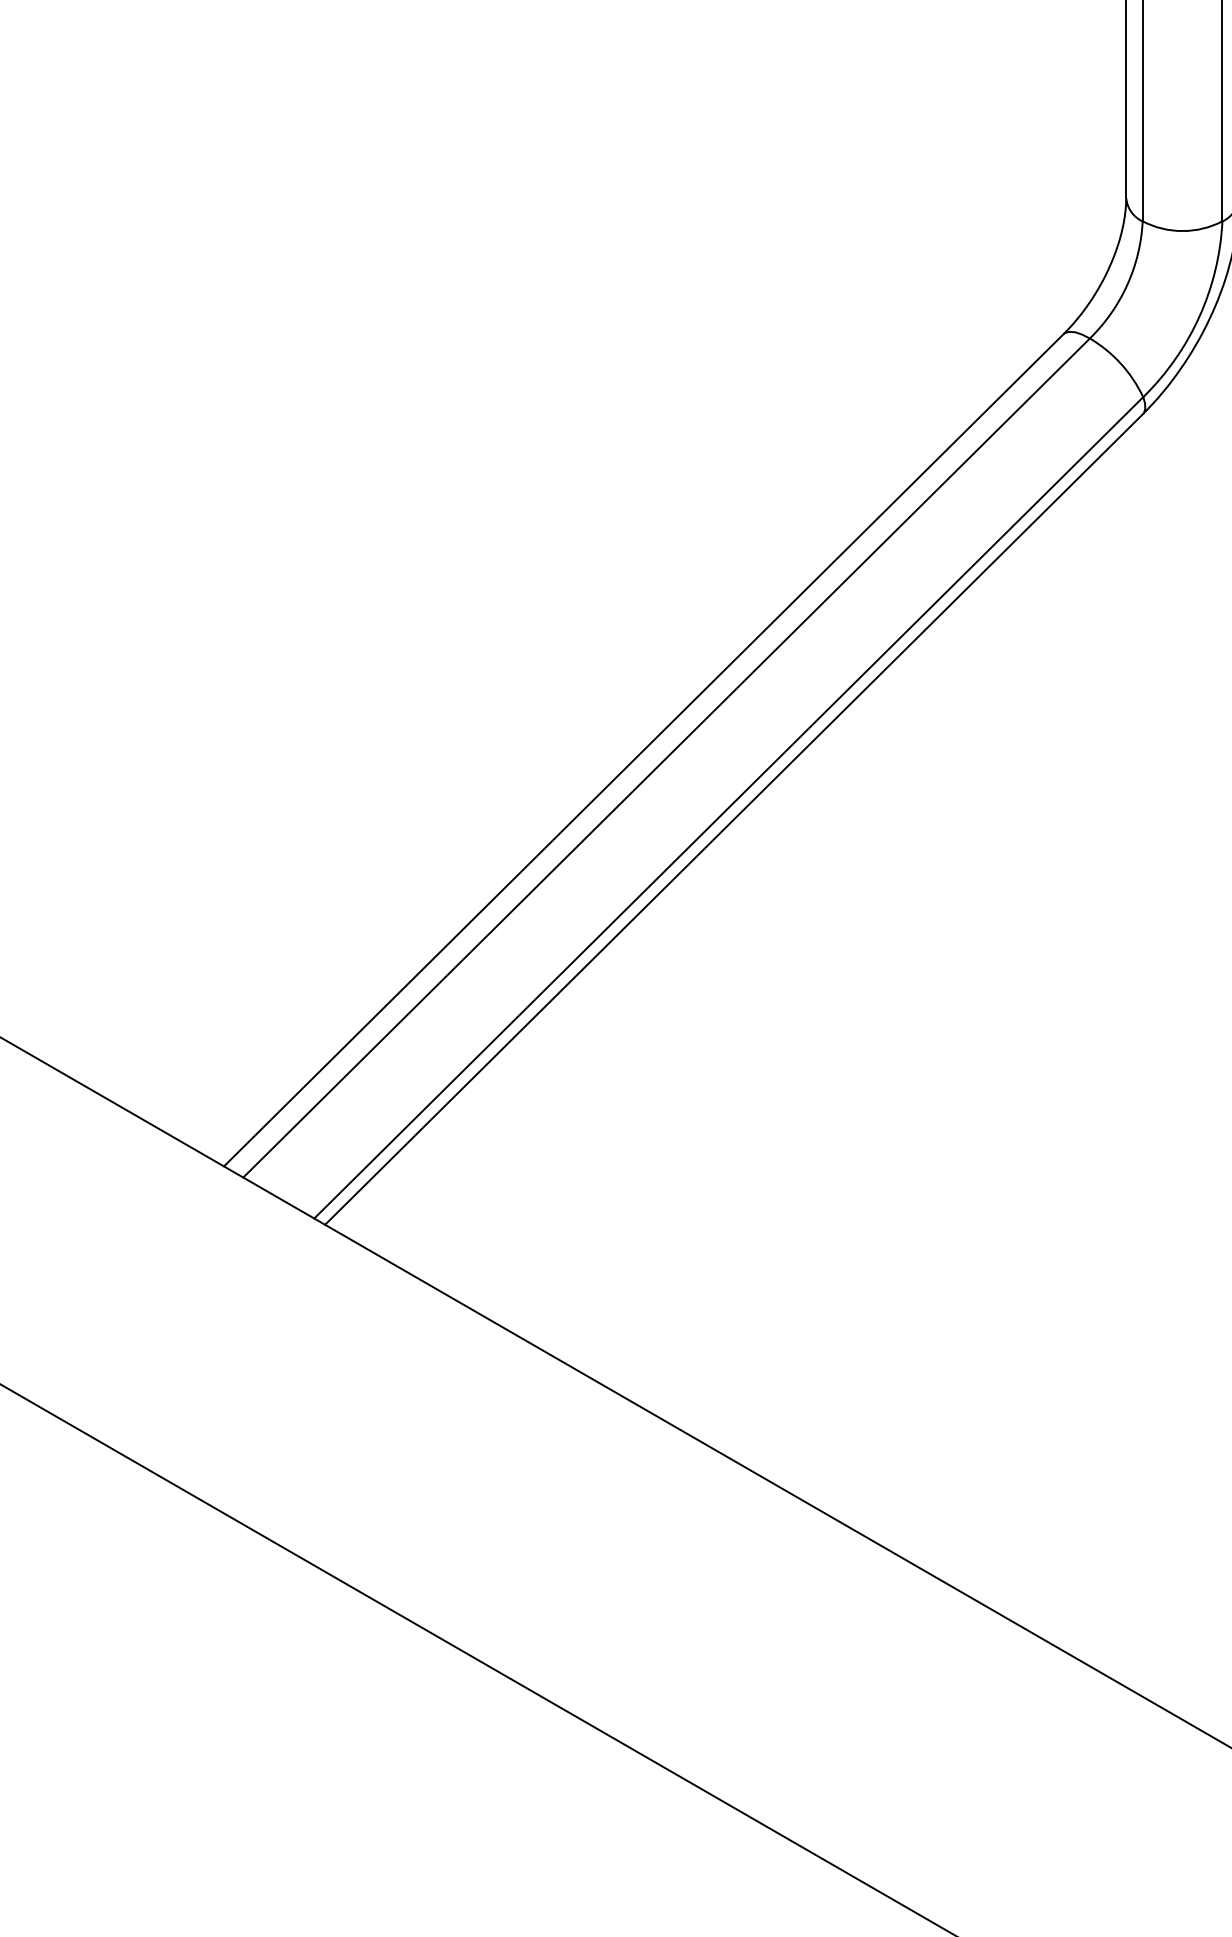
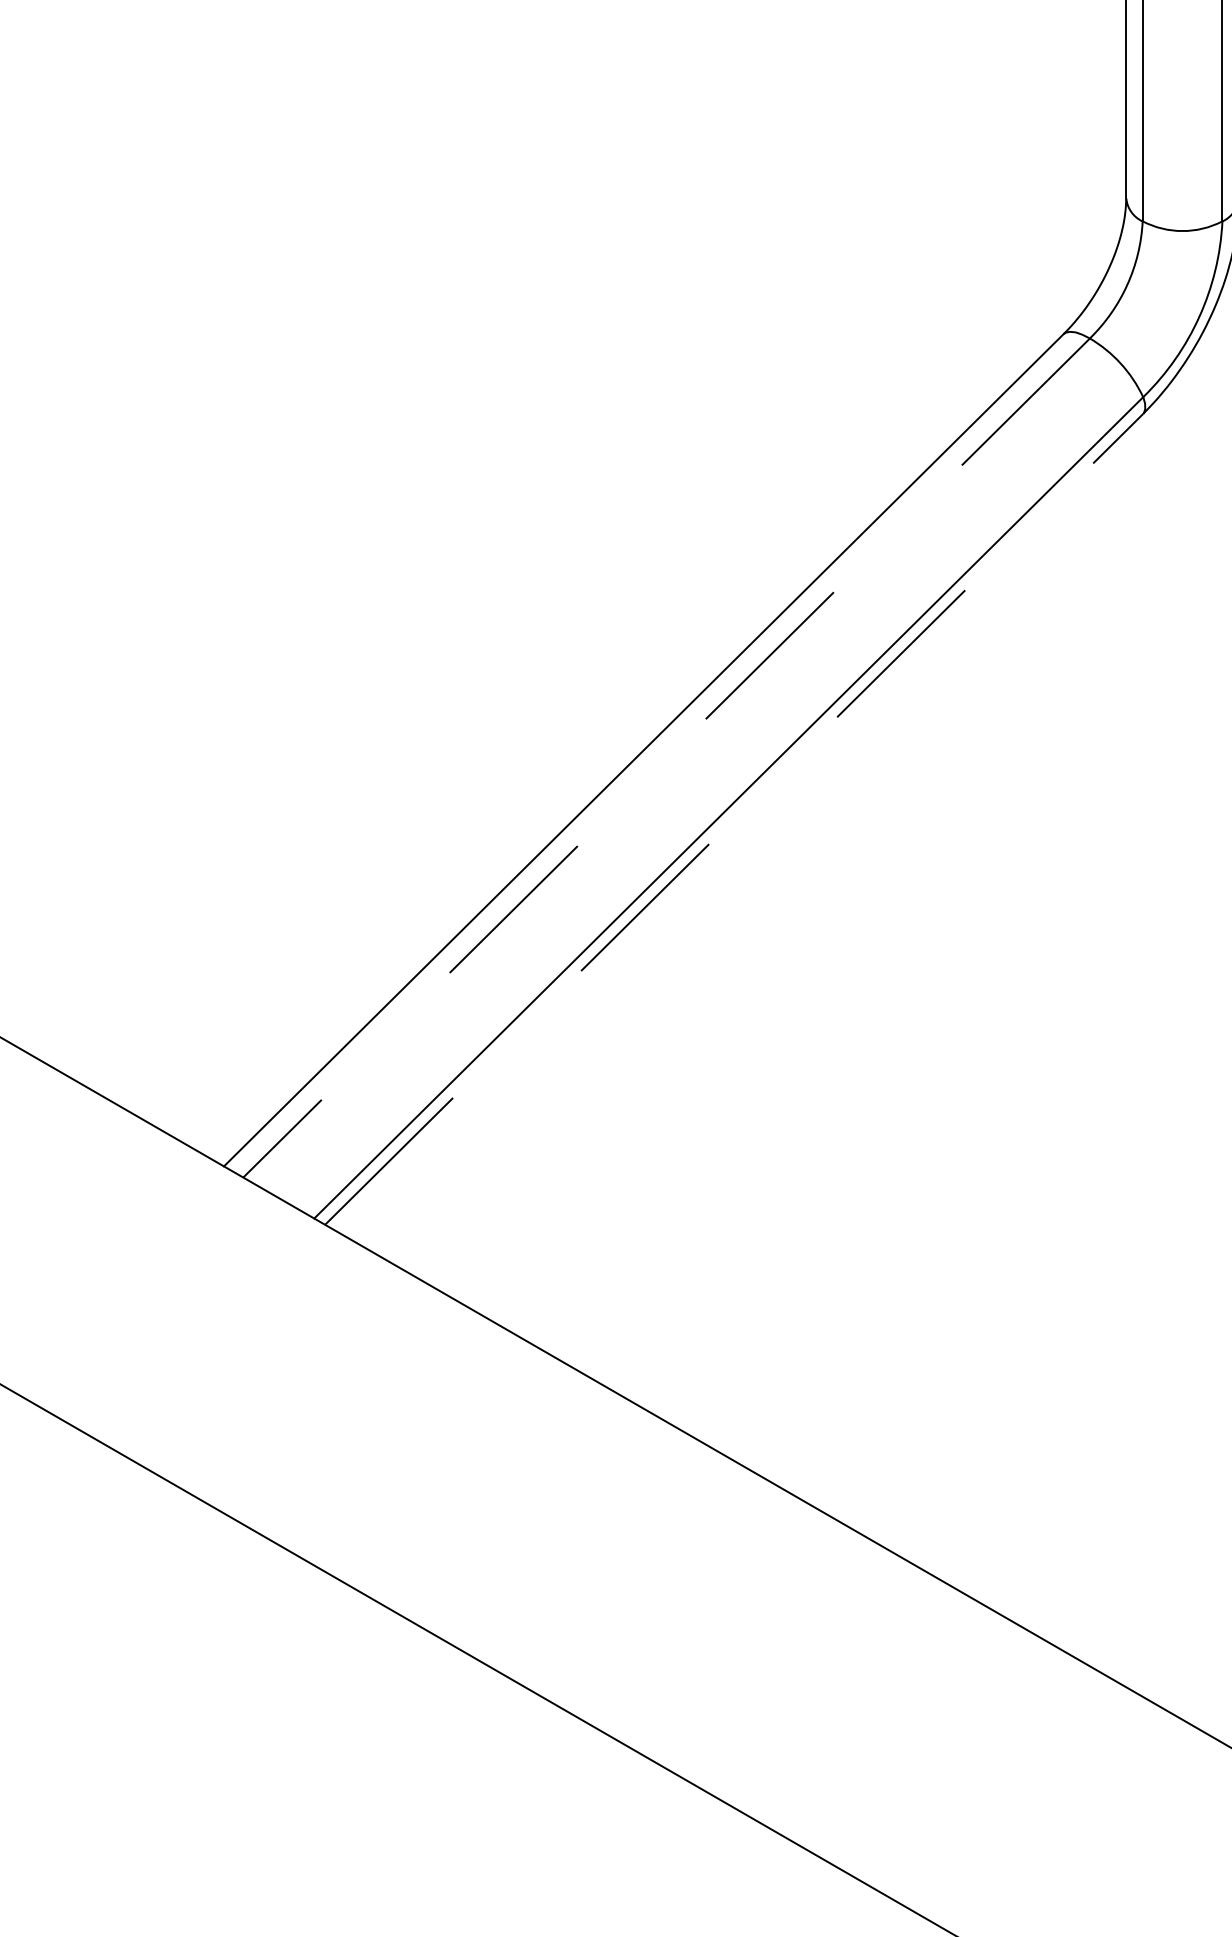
line: solid -> dashed (666, 758)
line: solid -> dashed (734, 819)
